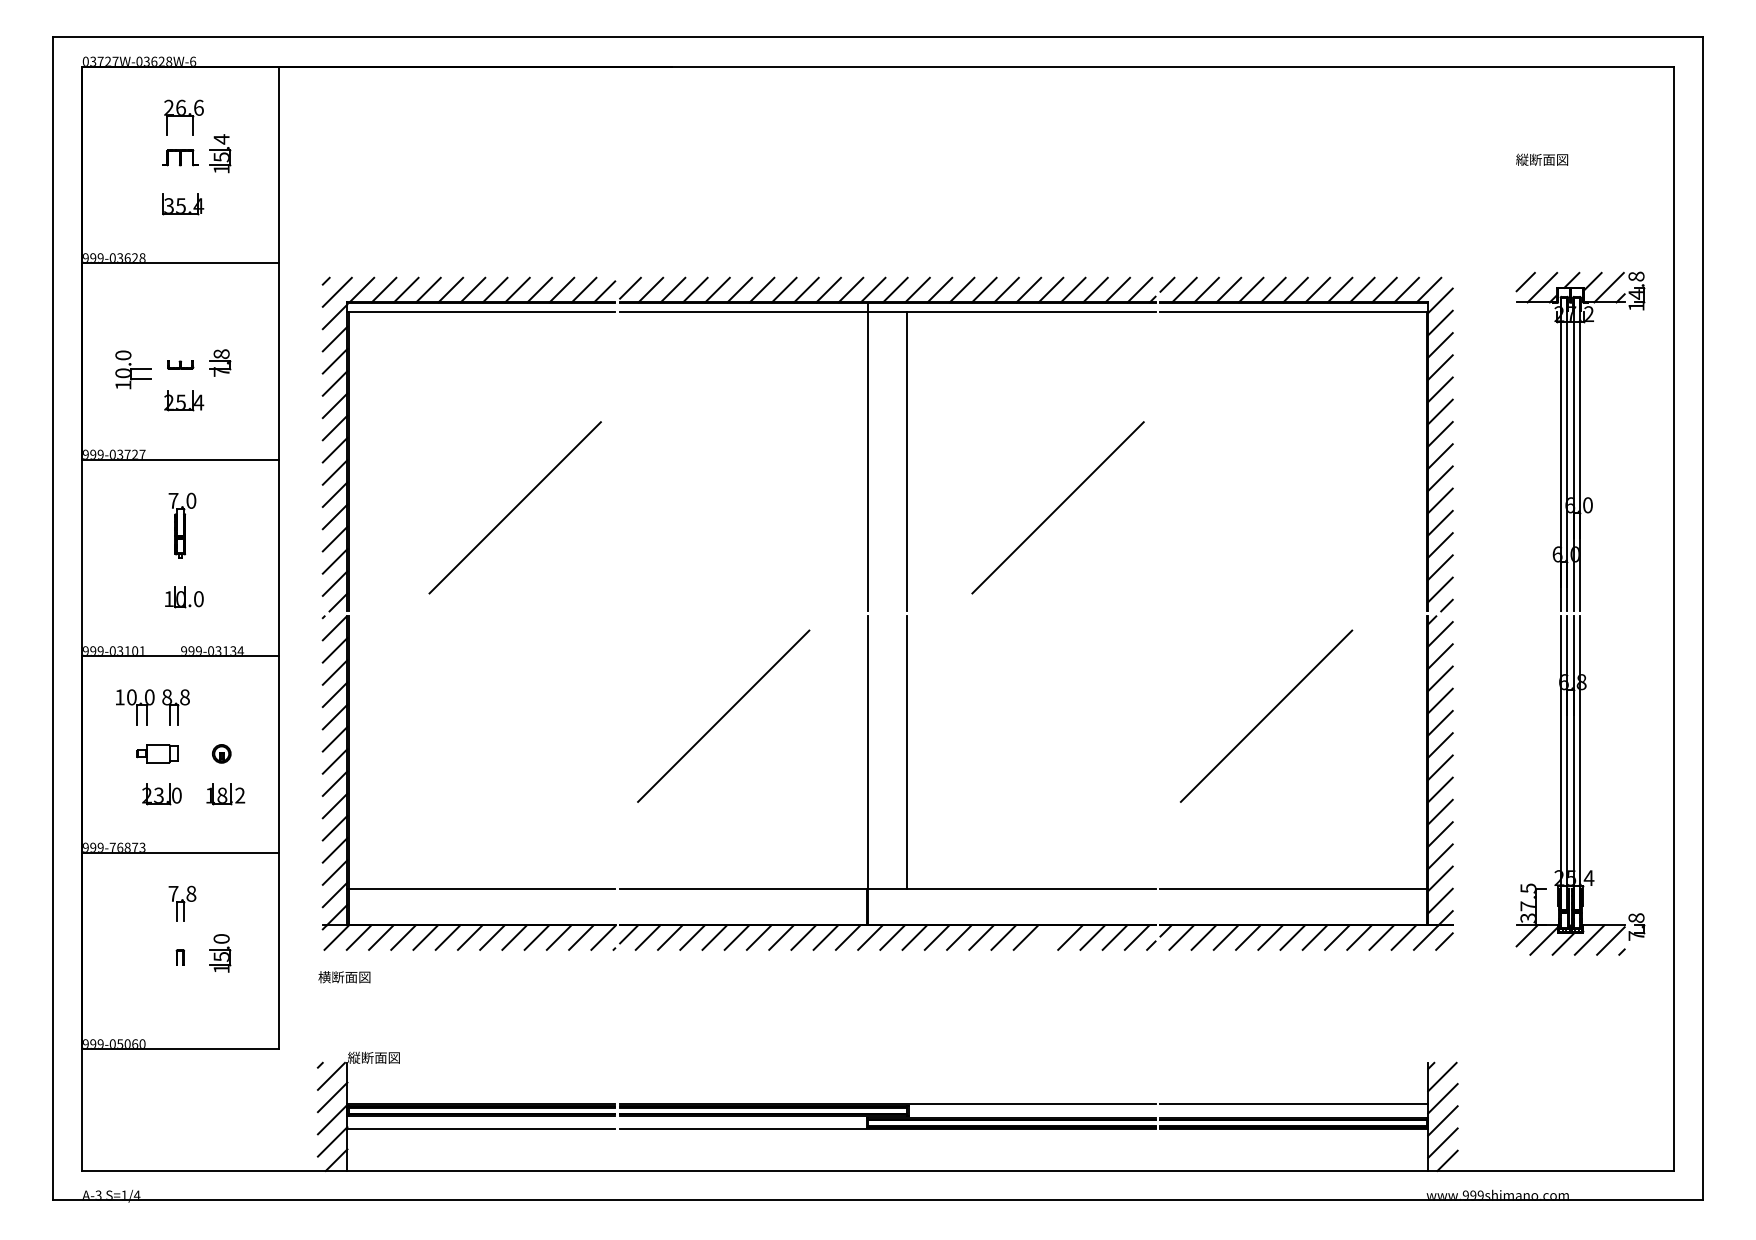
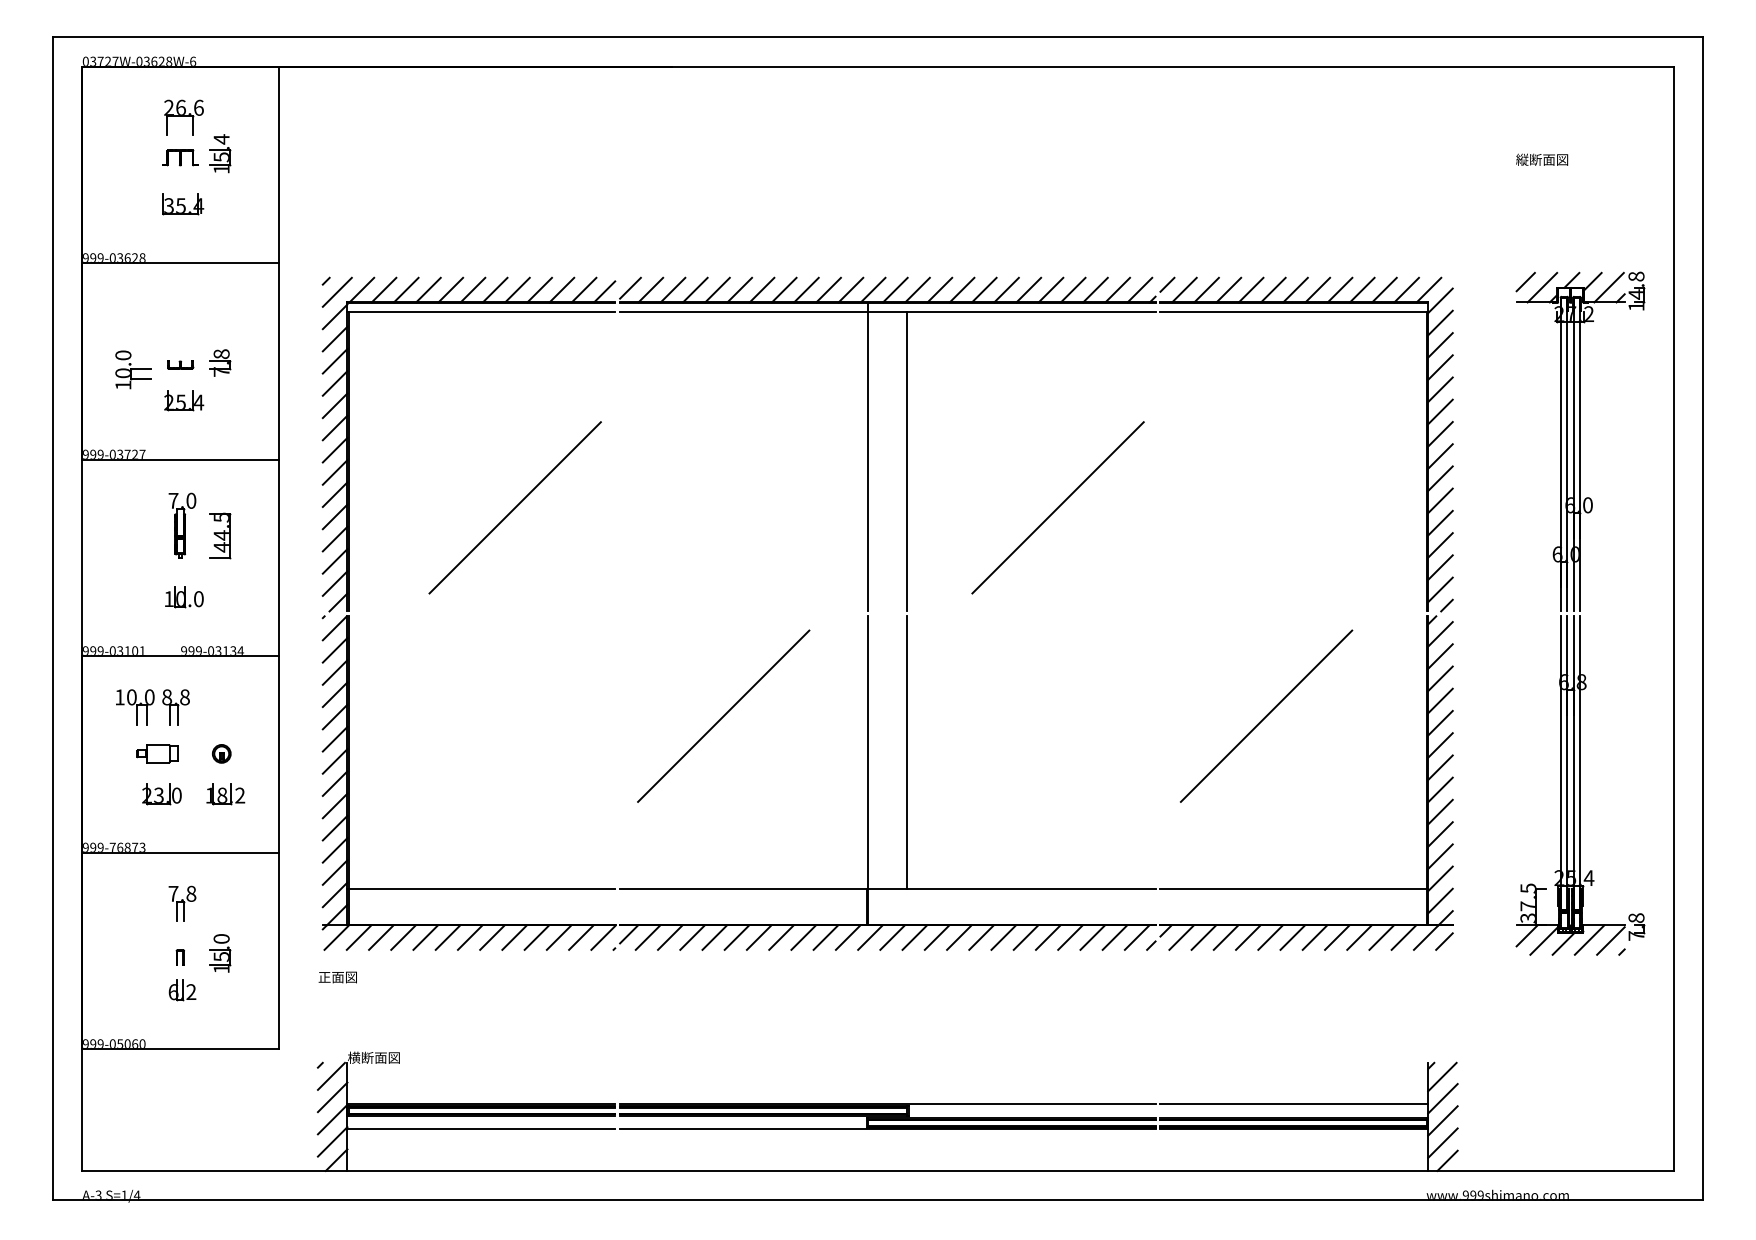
part: none -> present (220, 535)
line: none -> present (1047, 937)
text: 横断面図 -> 正面図 (344, 977)
part: none -> present (182, 990)
text: 縦断面図 -> 横断面図 (353, 1057)
